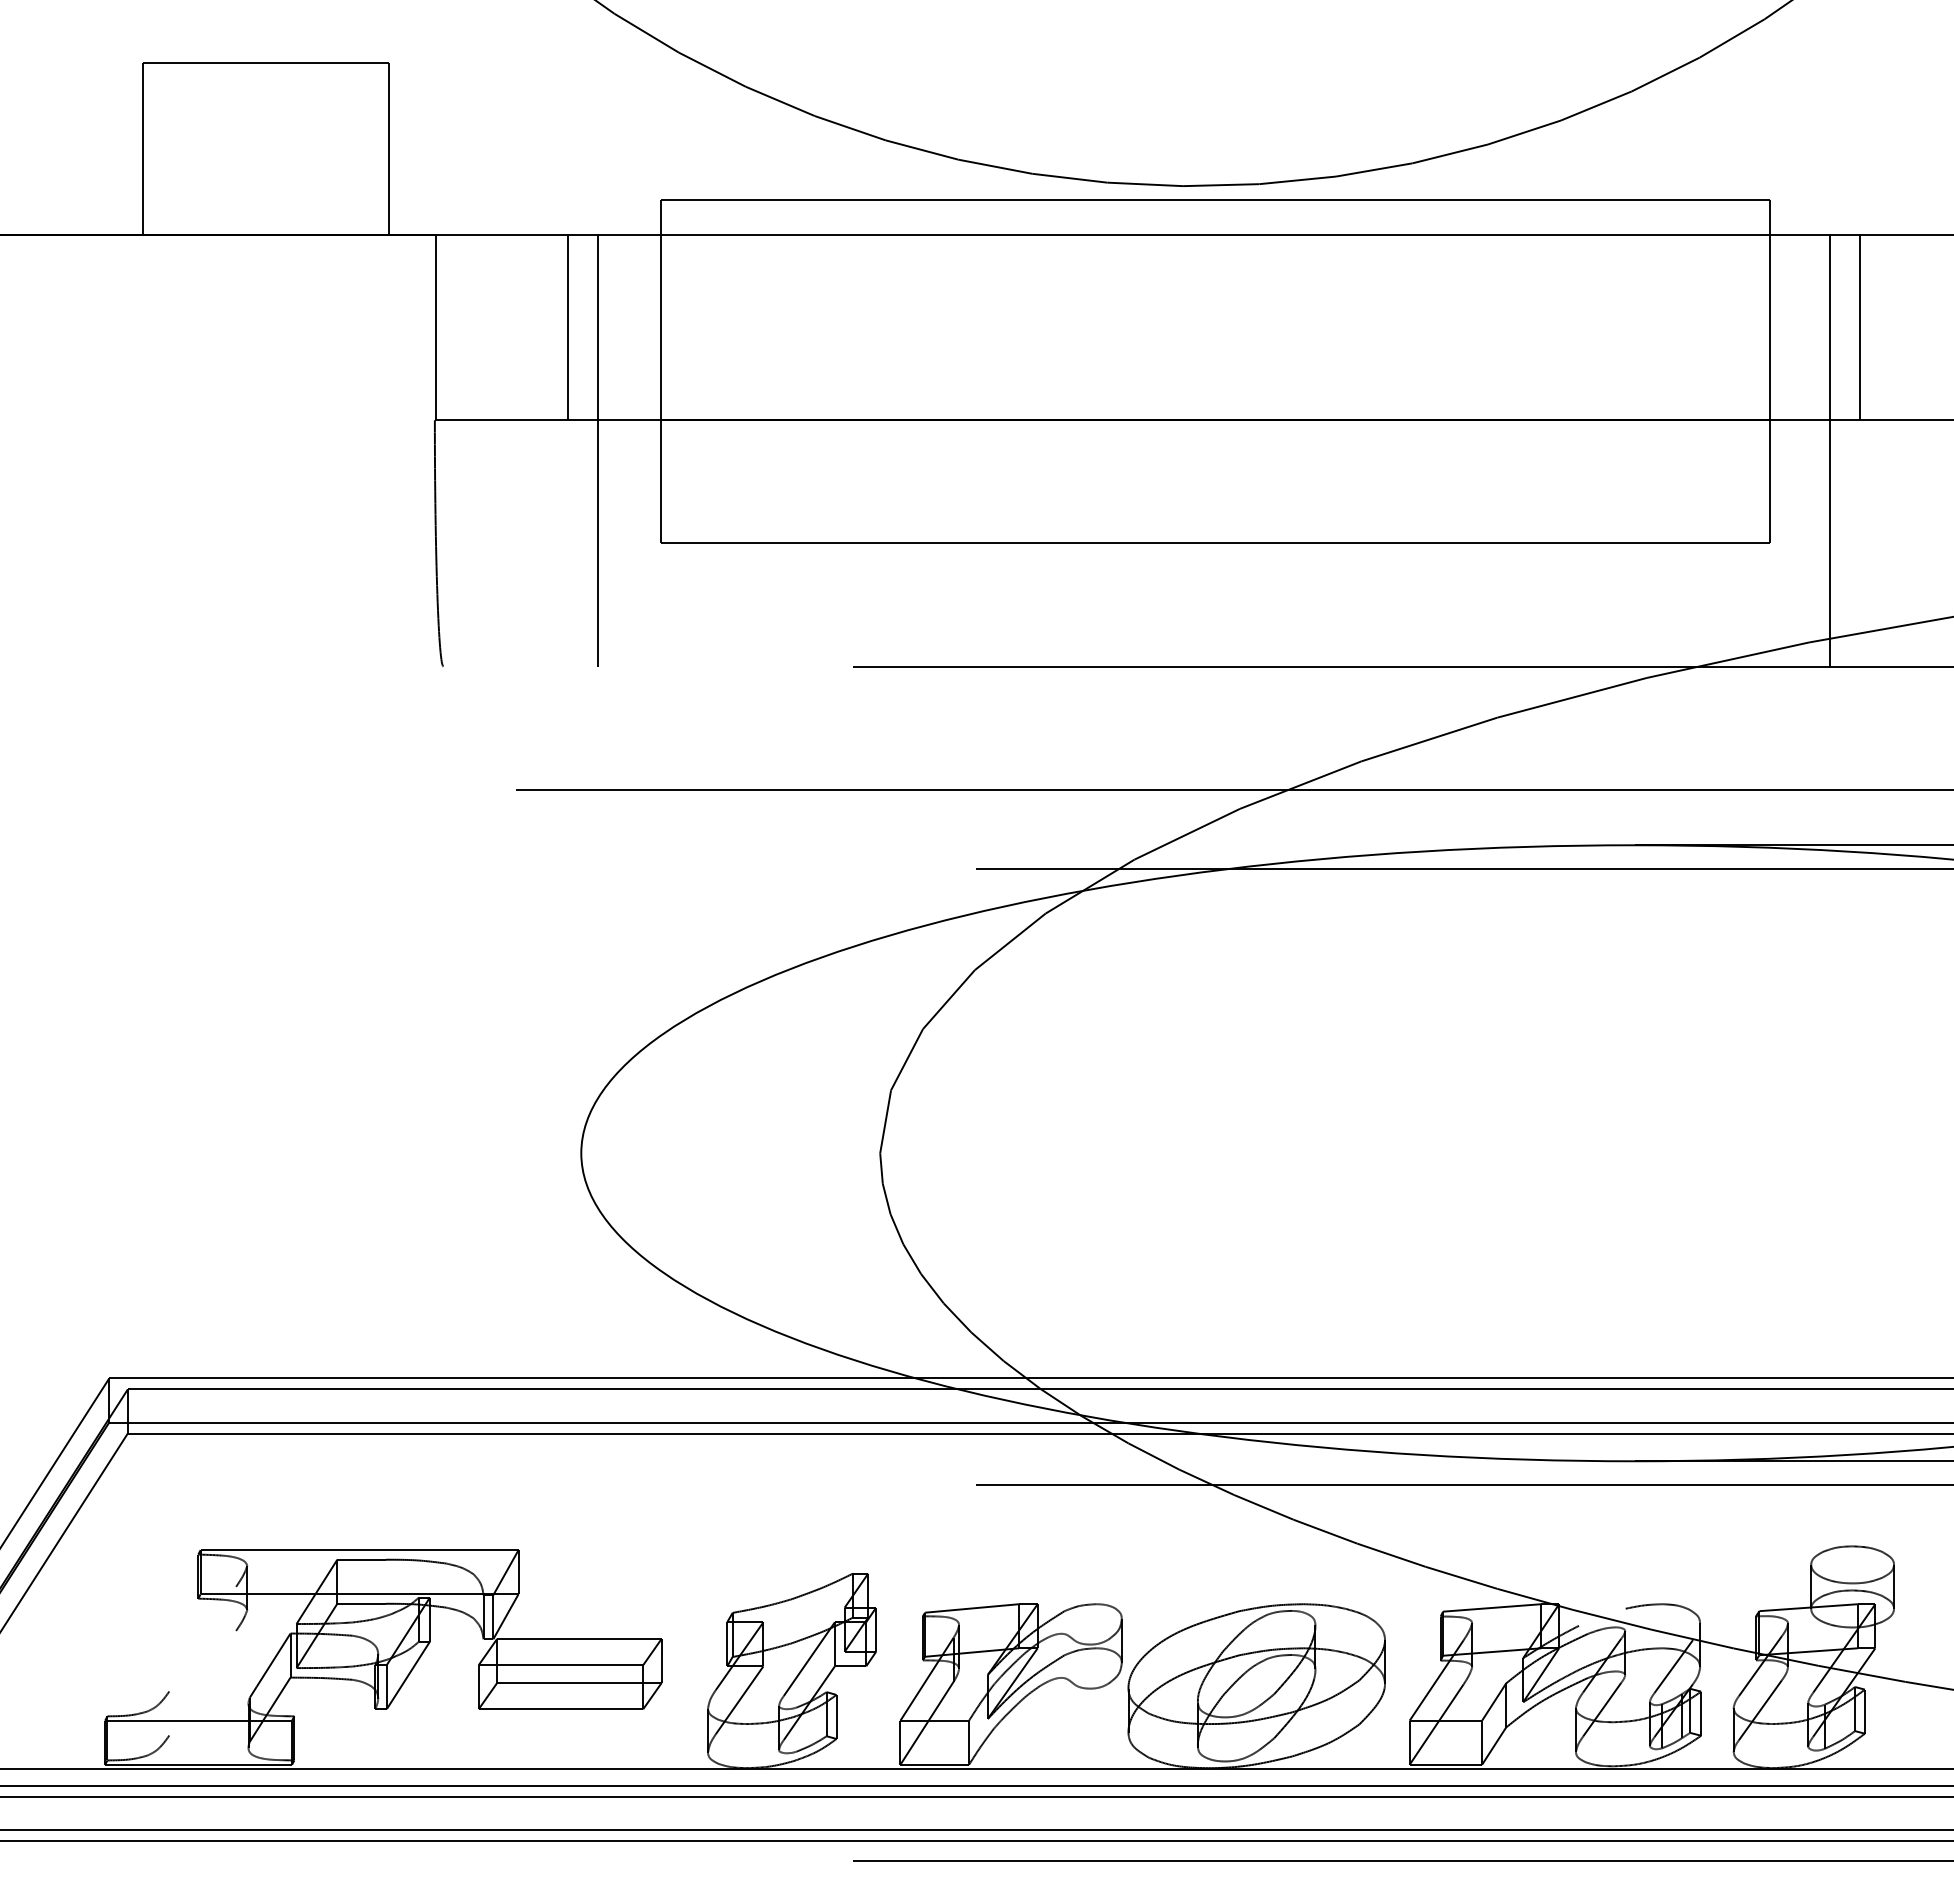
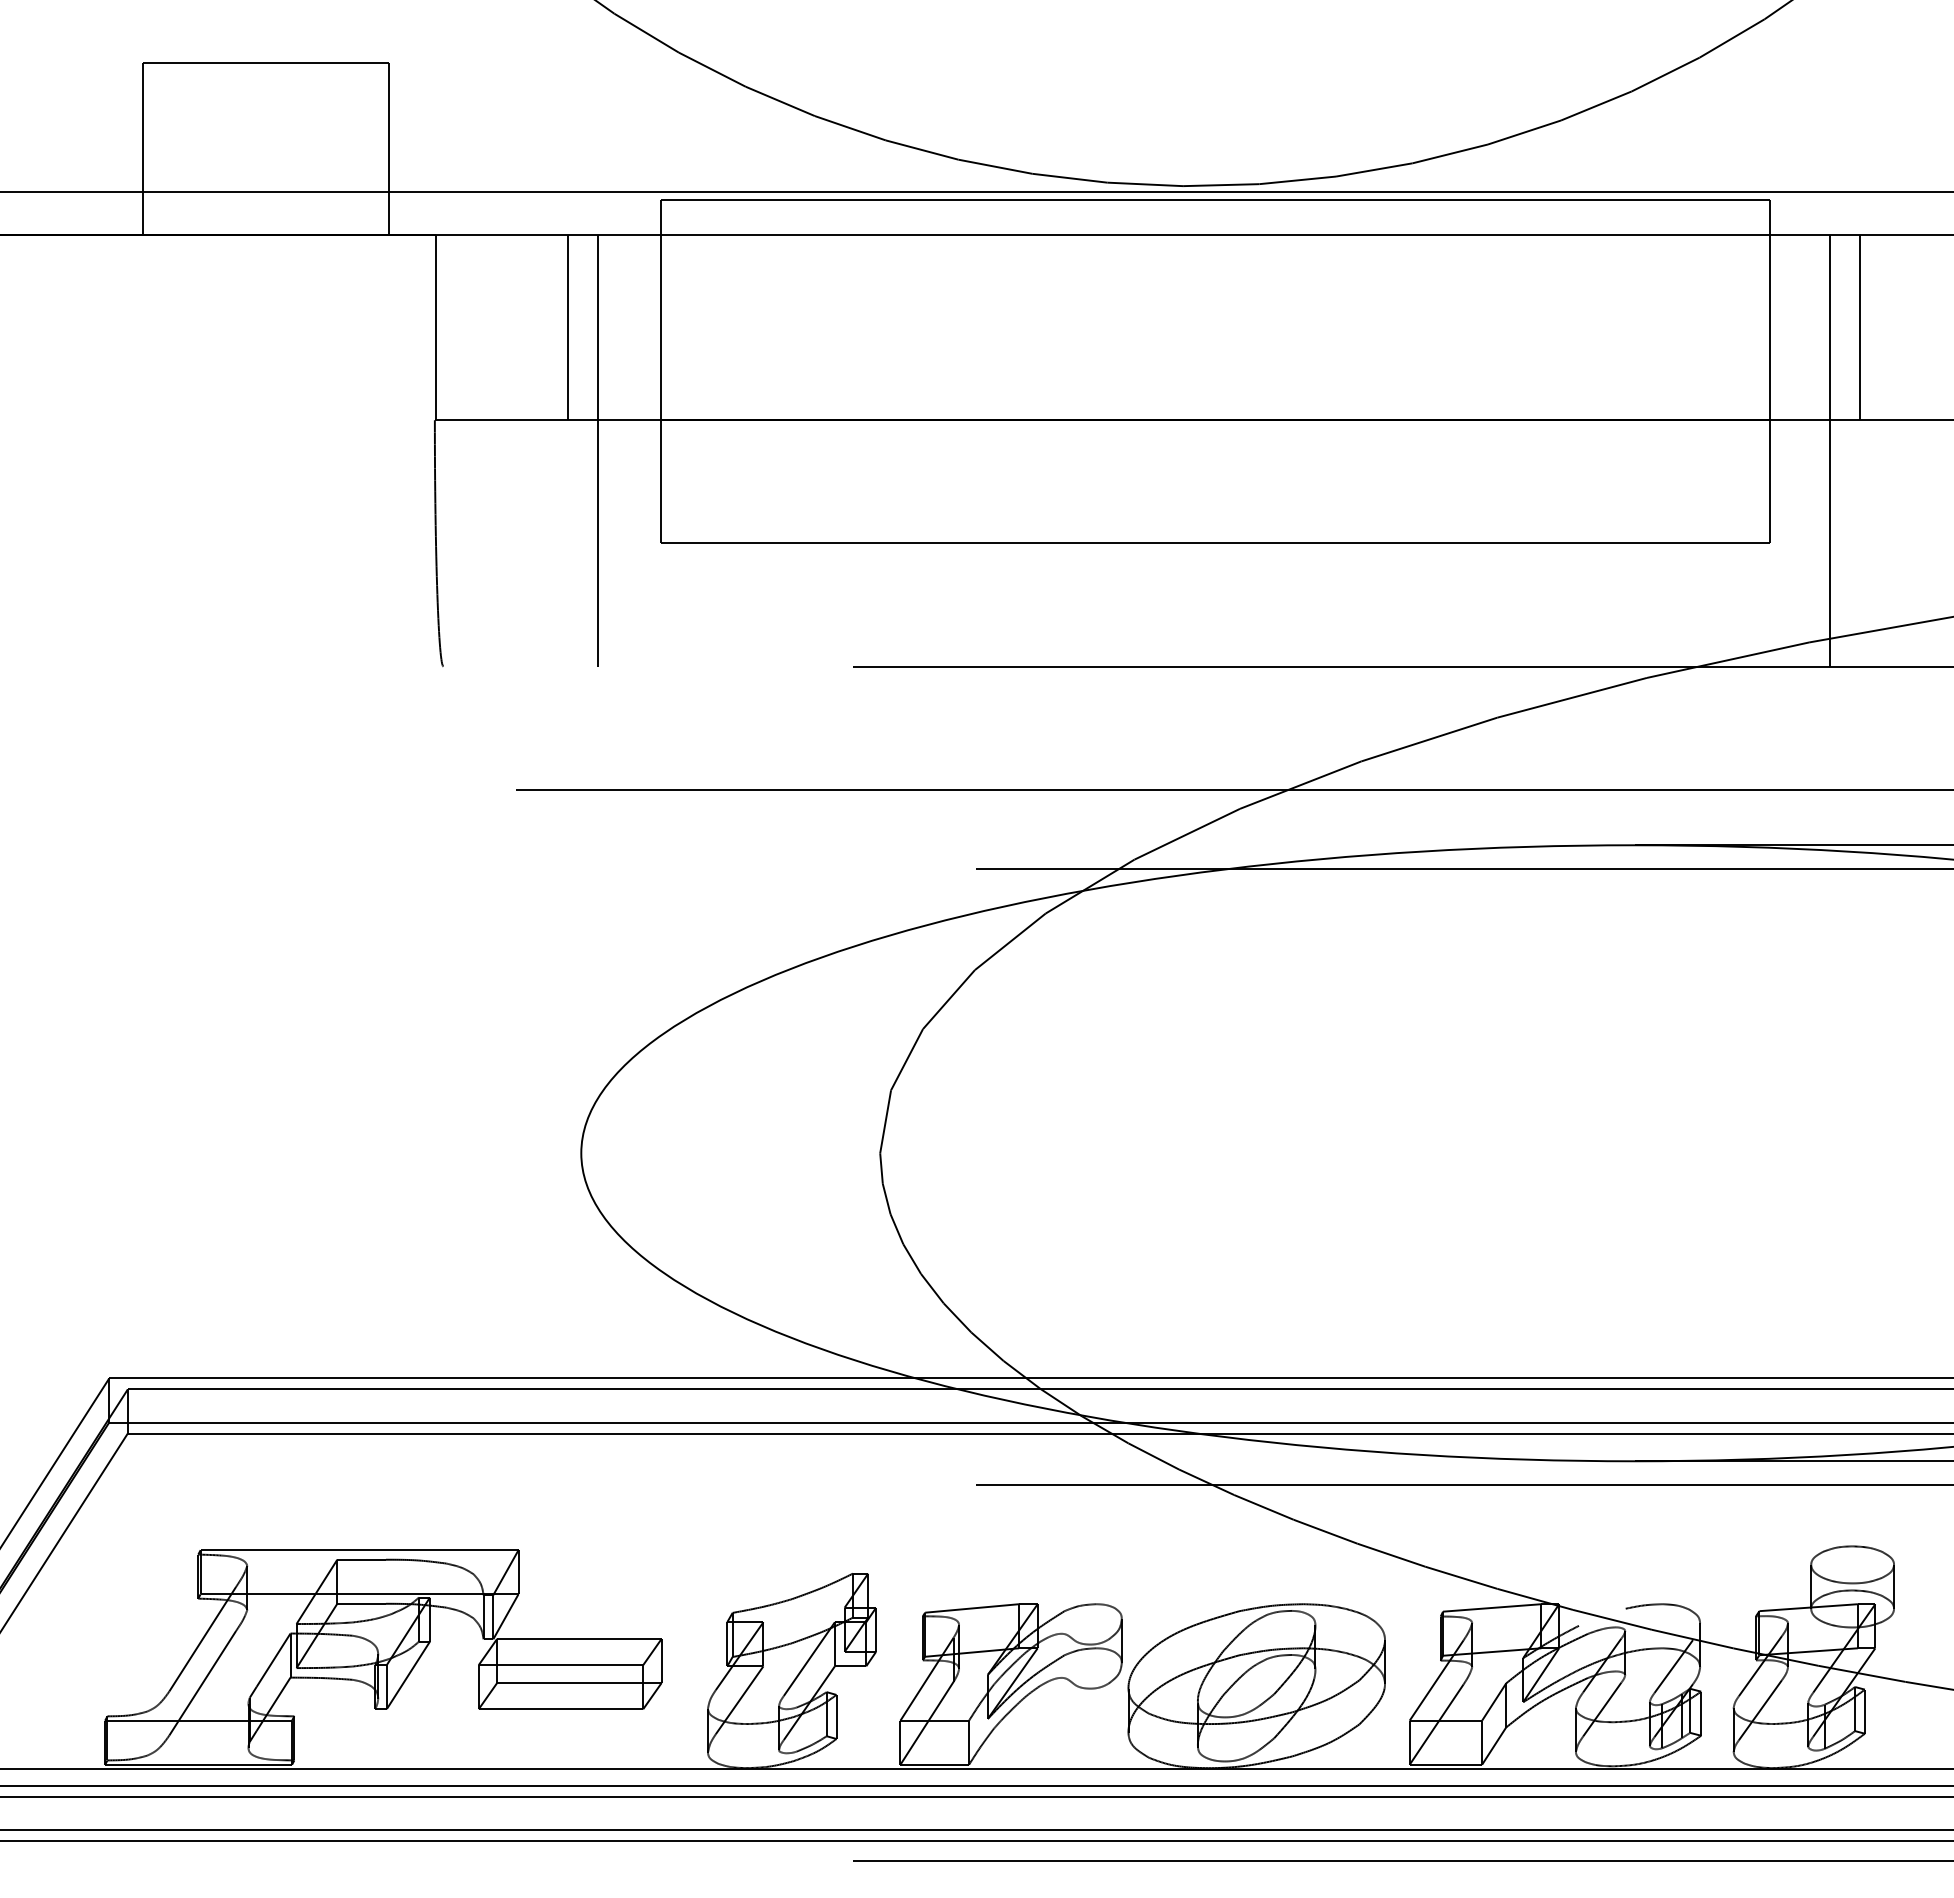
line: none -> present (976, 192)
line: none -> present (202, 1638)
line: none -> present (202, 1682)
